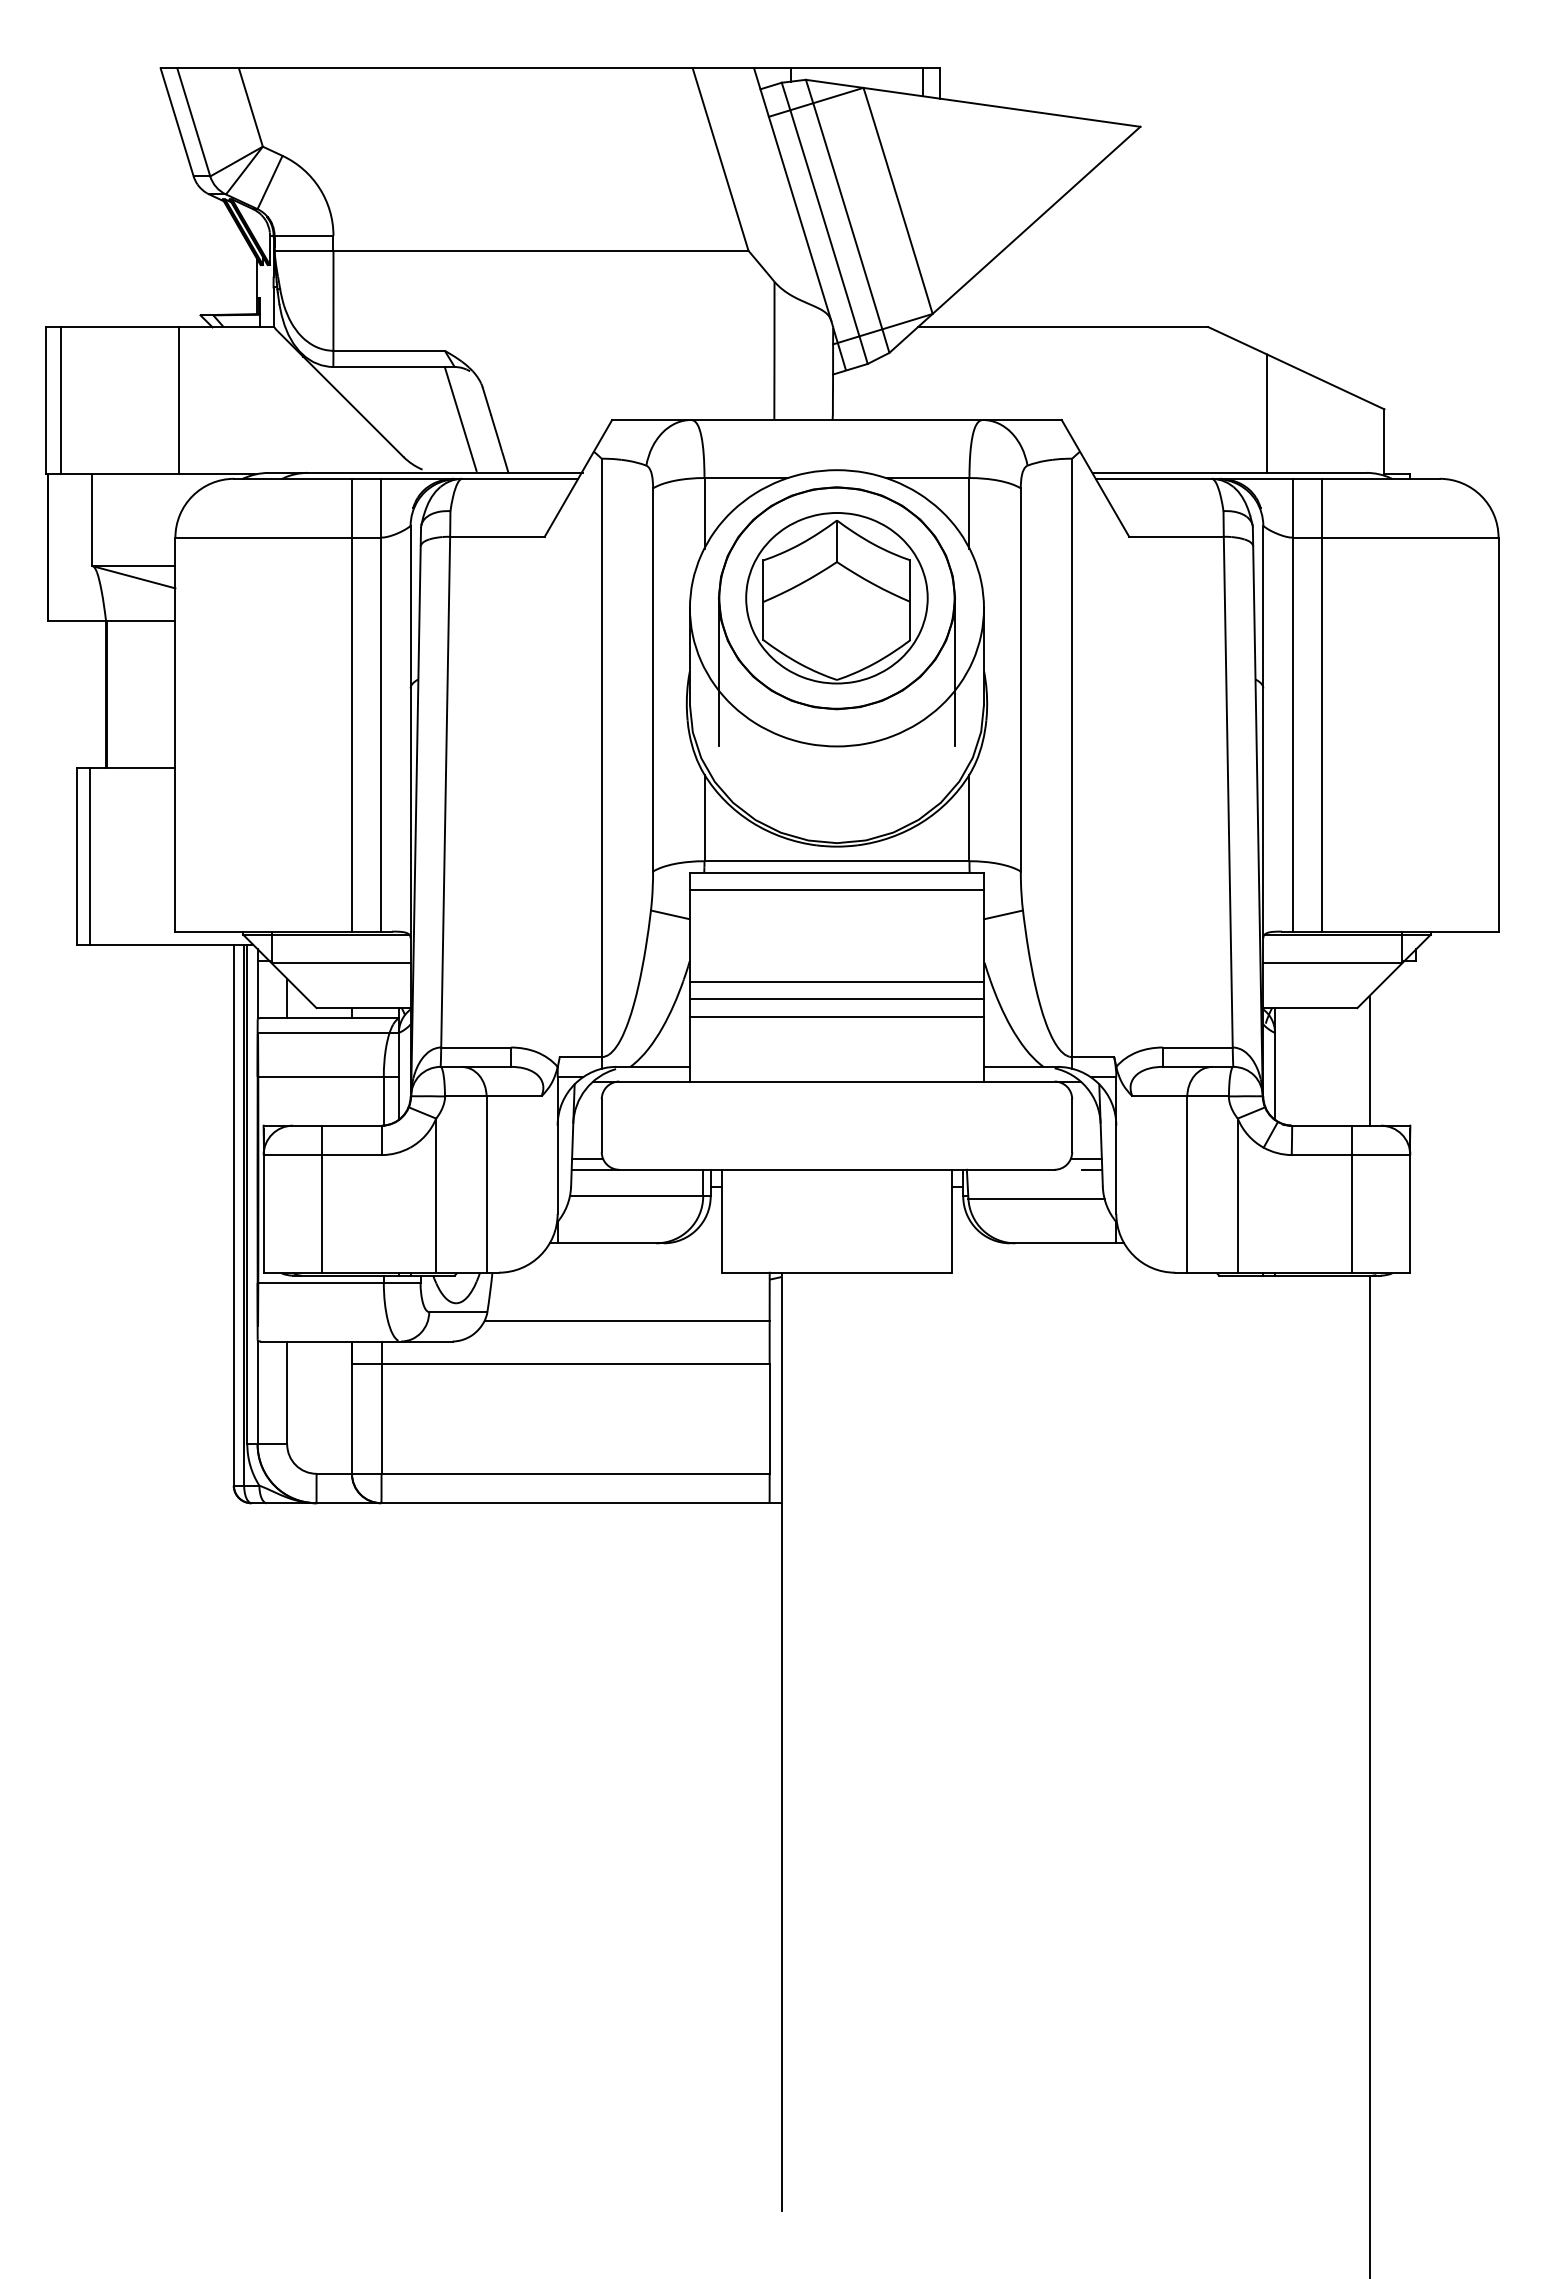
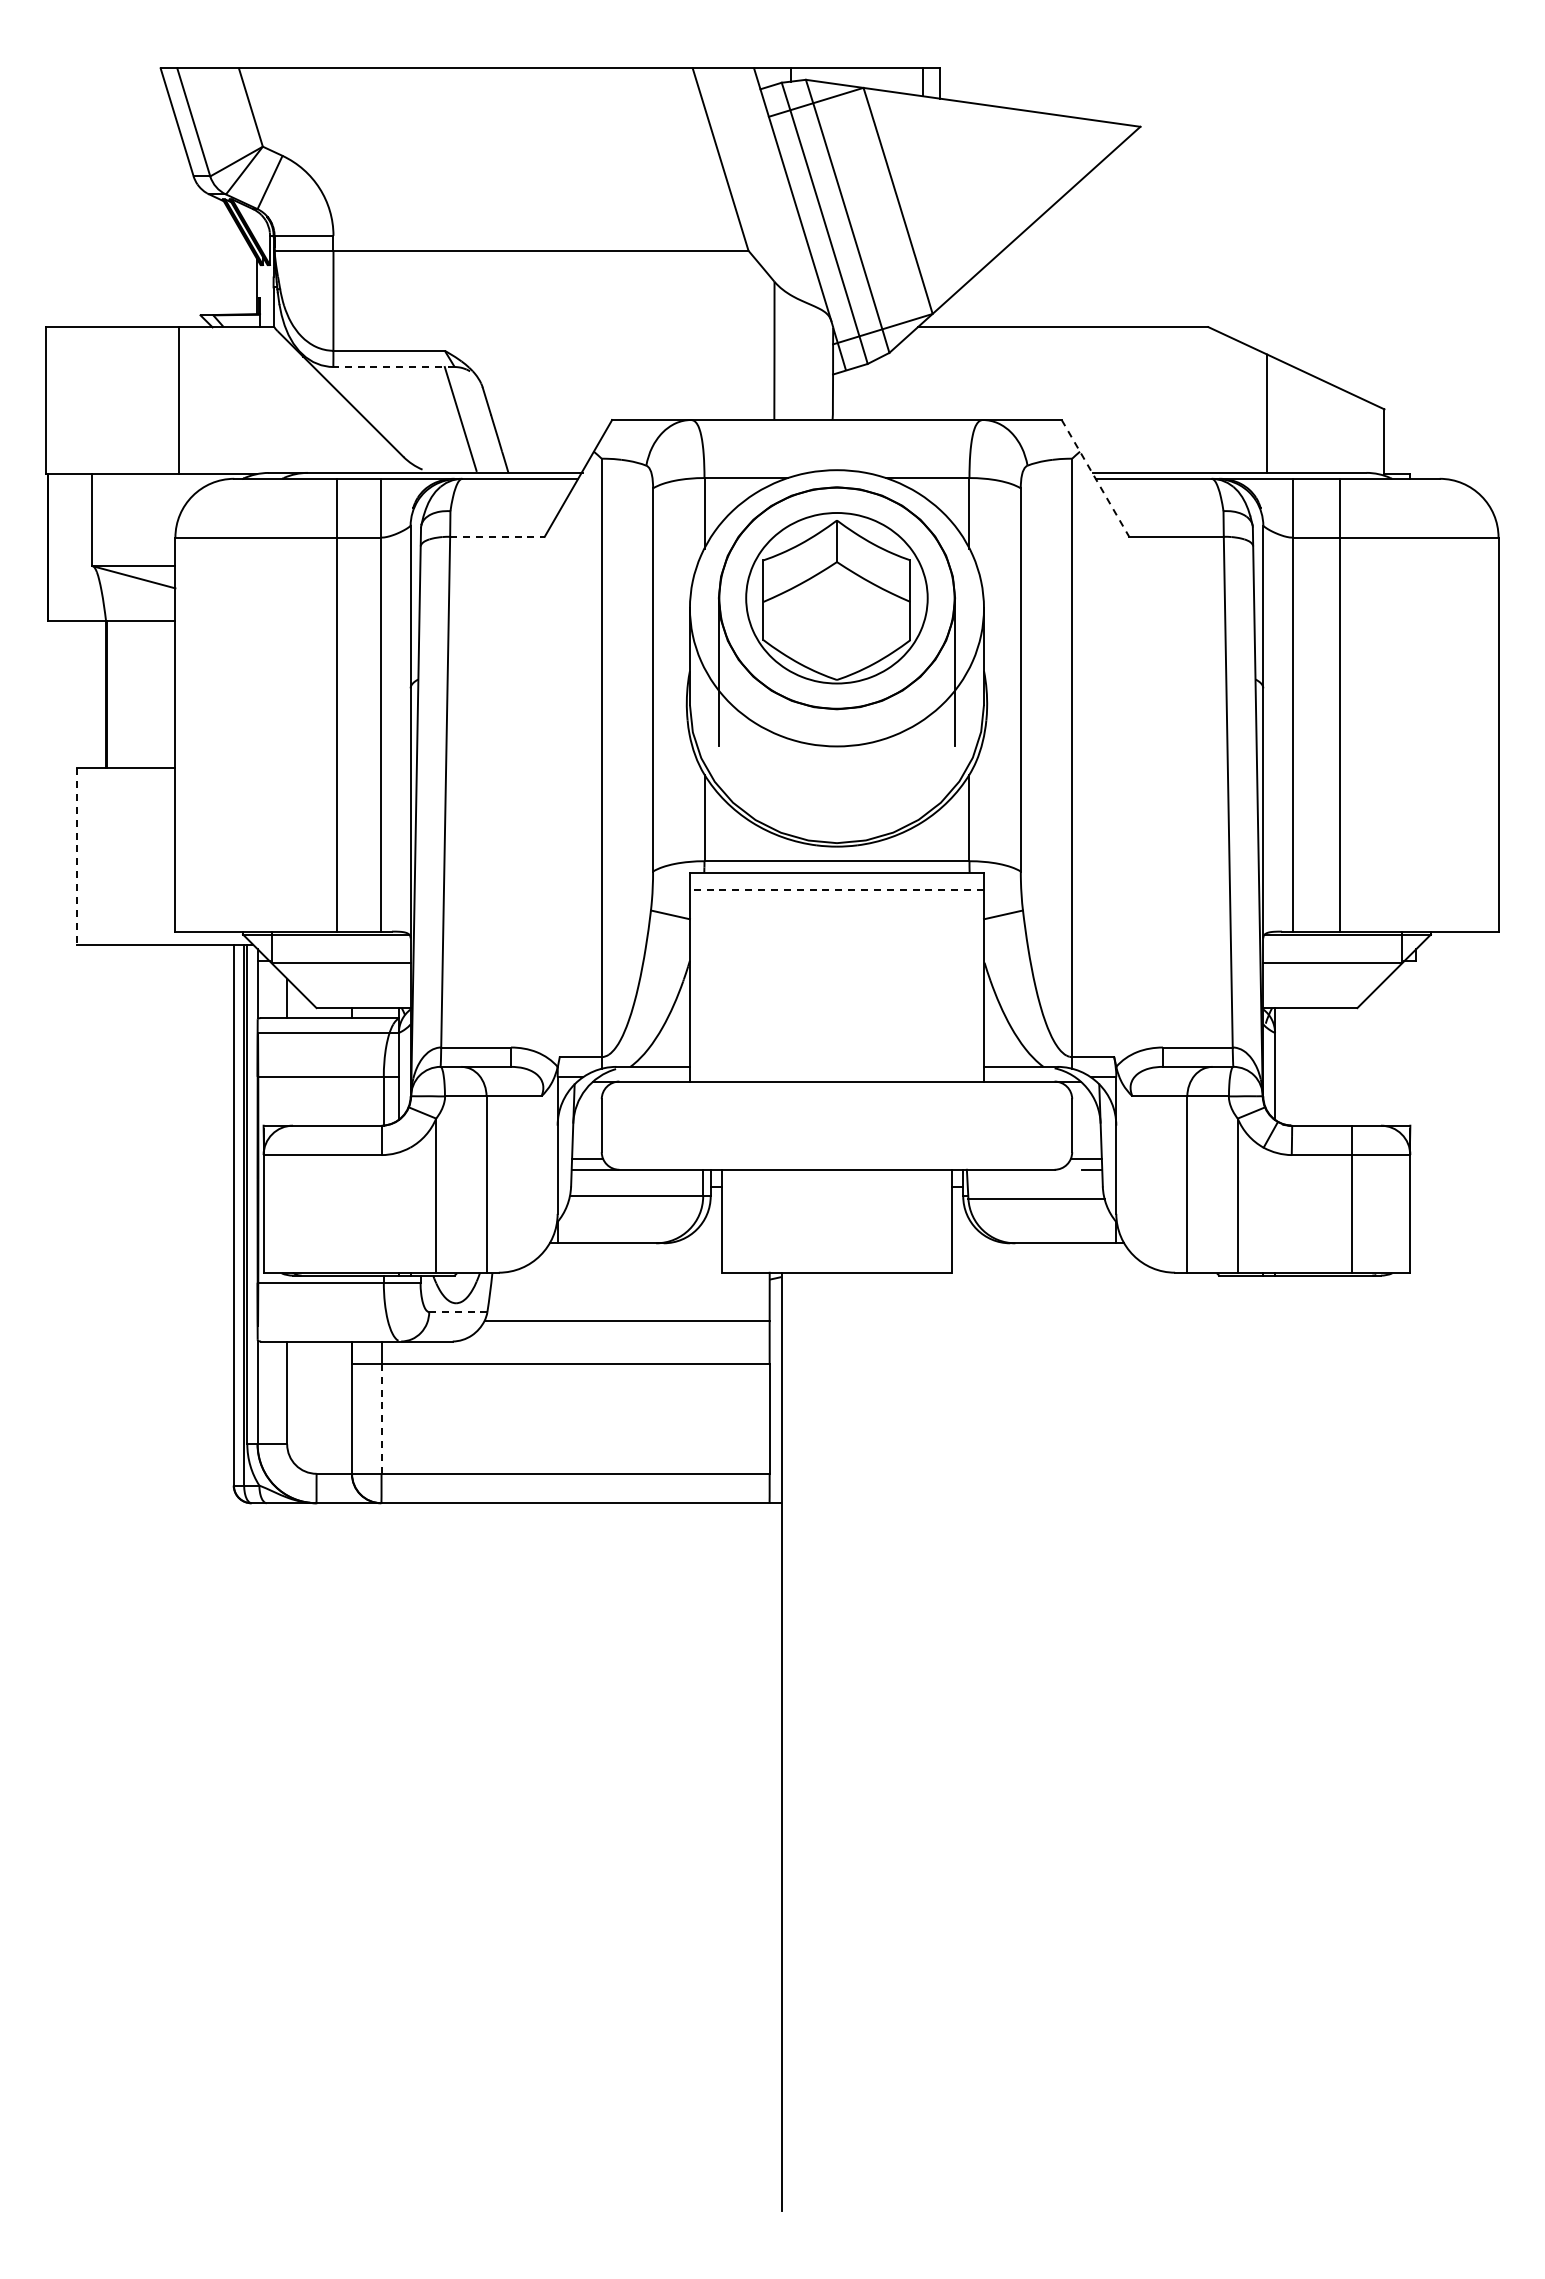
line: solid -> dashed (394, 367)
line: present -> none (61, 400)
line: solid -> dashed (1095, 478)
line: solid -> dashed (497, 536)
line position: (351, 704) -> (336, 704) (336, 704)
line position: (1322, 704) -> (1340, 704) (1340, 704)
line: solid -> dashed (76, 856)
line: present -> none (90, 856)
line: solid -> dashed (836, 890)
line: present -> none (836, 981)
line: present -> none (836, 999)
line: present -> none (836, 1016)
line: present -> none (1369, 1060)
line: present -> none (322, 1198)
line: solid -> dashed (457, 1312)
line: solid -> dashed (381, 1418)
line: present -> none (1369, 1775)
